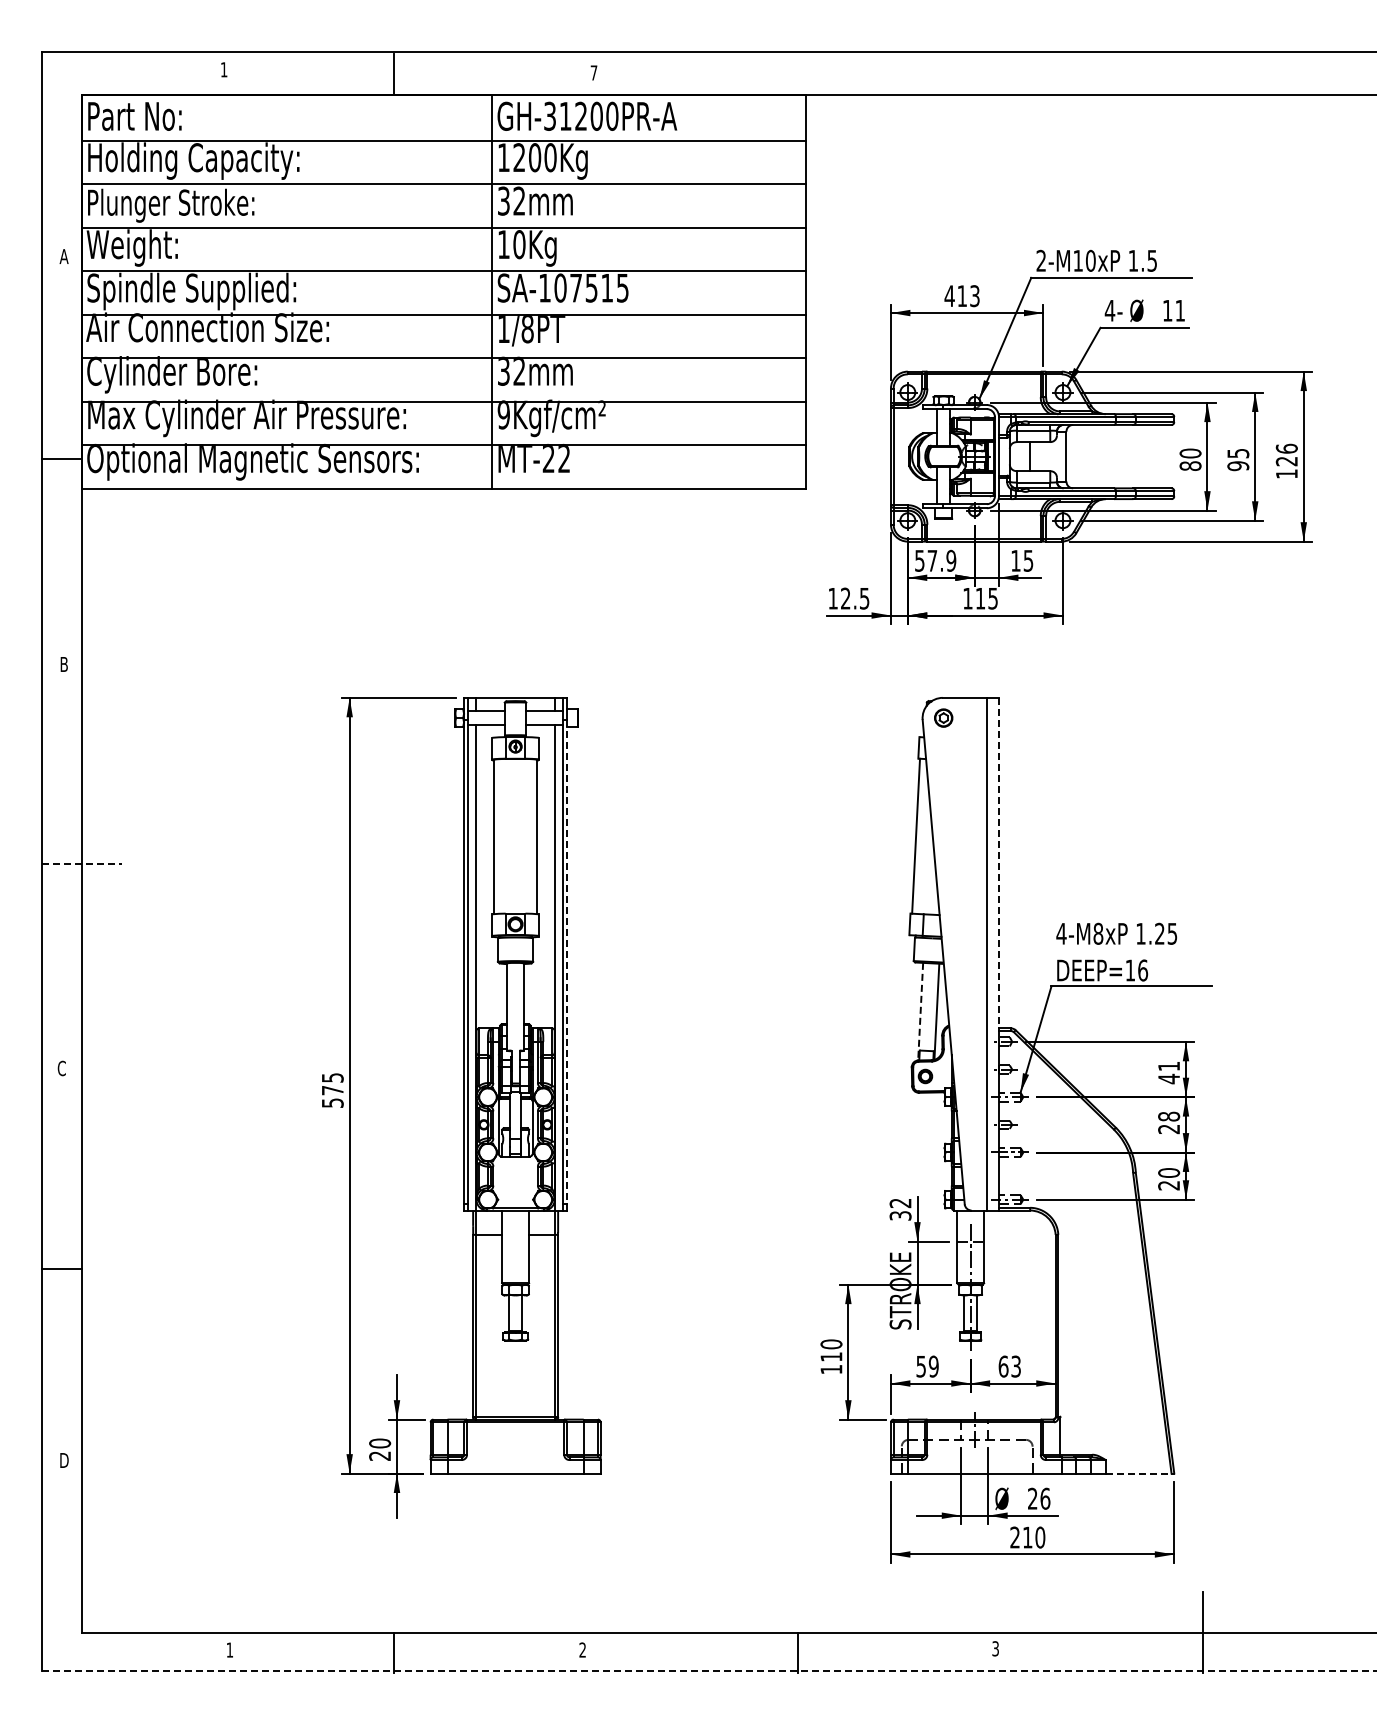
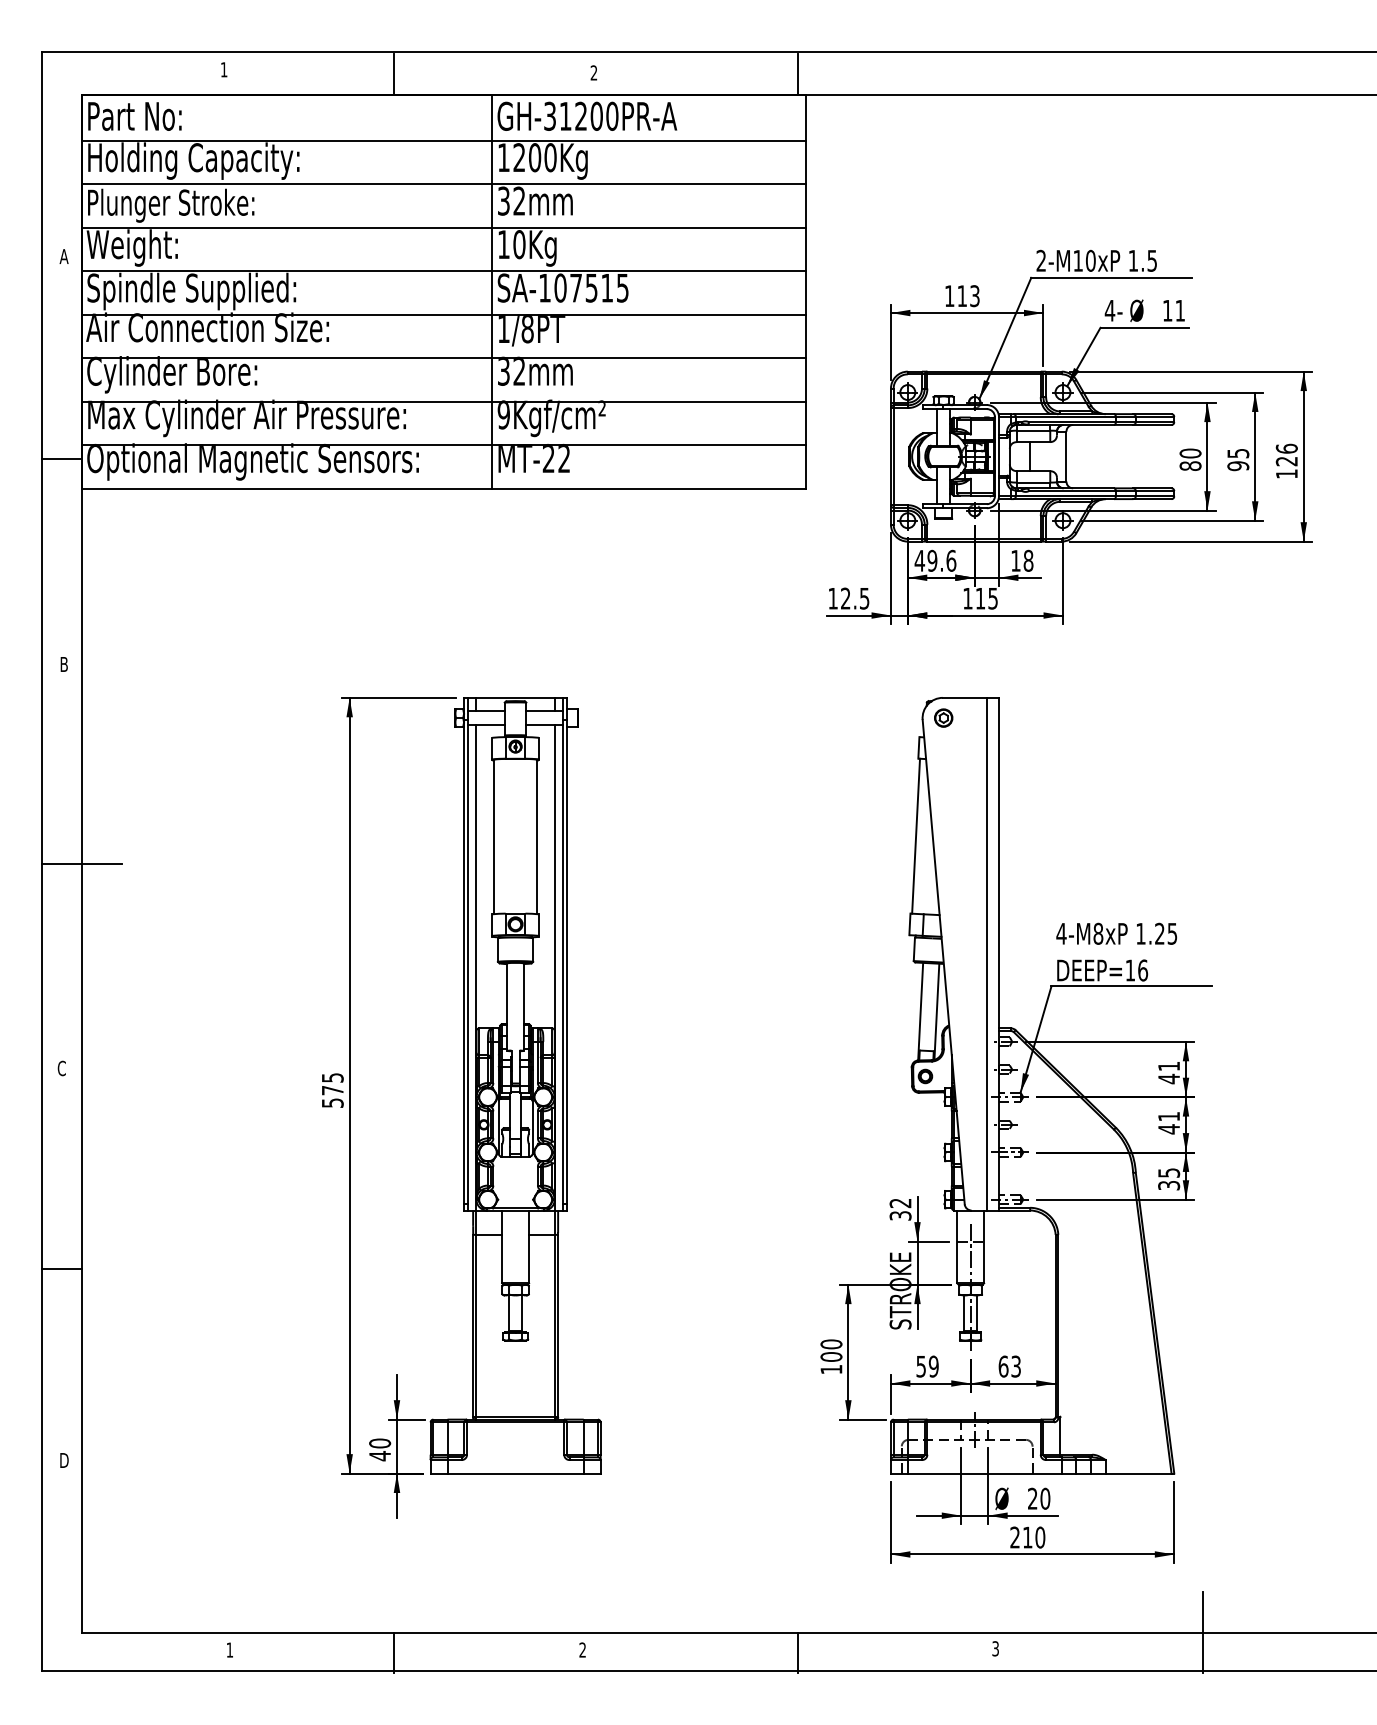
text: 7 -> 2 (593, 72)
line: none -> present (798, 74)
text: 413 -> 113 (949, 295)
text: 57.9 -> 49.6 (935, 560)
text: 15 -> 18 (1028, 560)
line: dashed -> solid (82, 863)
line: dashed -> solid (999, 863)
line: dashed -> solid (567, 962)
line: dashed -> solid (920, 1011)
text: 28 -> 41 (1169, 1122)
text: 20 -> 35 (1169, 1179)
text: 110 -> 100 (831, 1356)
text: 20 -> 40 (379, 1456)
line: dashed -> solid (1138, 1473)
text: 26 -> 20 (1045, 1498)
line: dashed -> solid (709, 1670)
